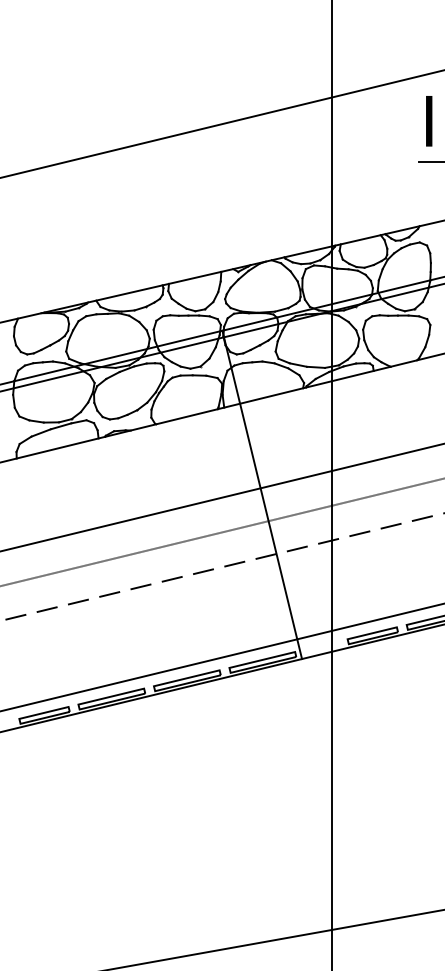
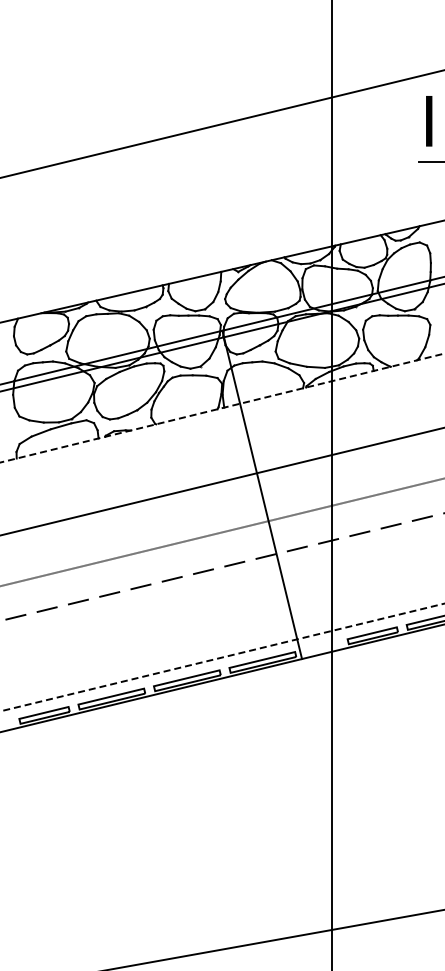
line: solid -> dashed (221, 408)
line position: (221, 497) -> (221, 481) (221, 481)
line: solid -> dashed (223, 657)
